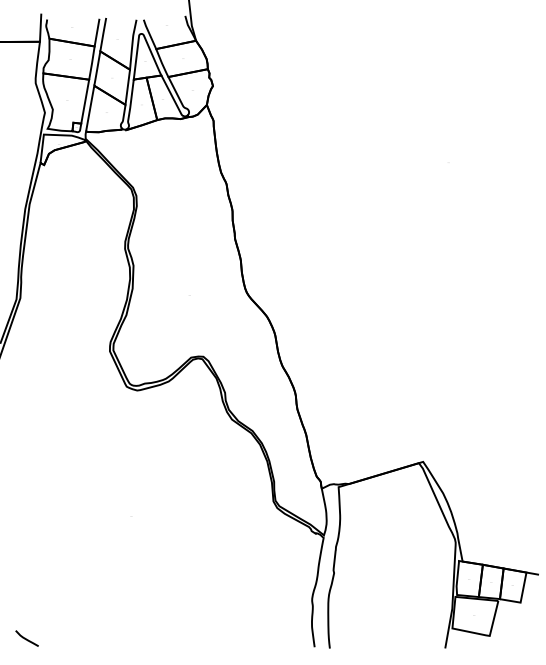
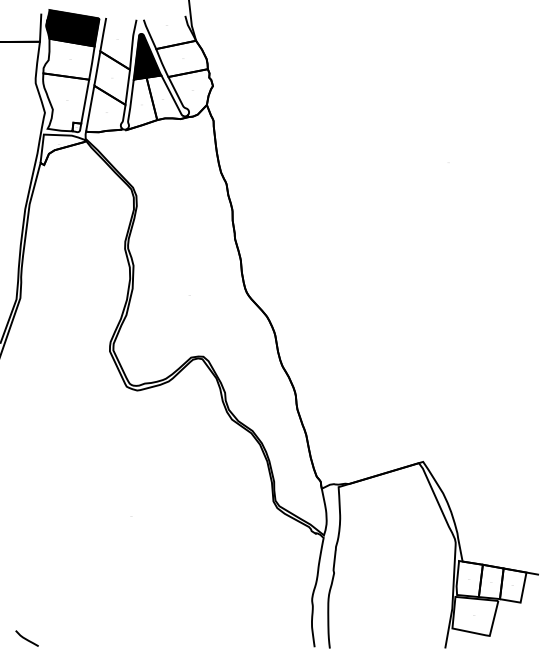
hatch: none -> present (72, 27)
hatch: none -> present (147, 56)
